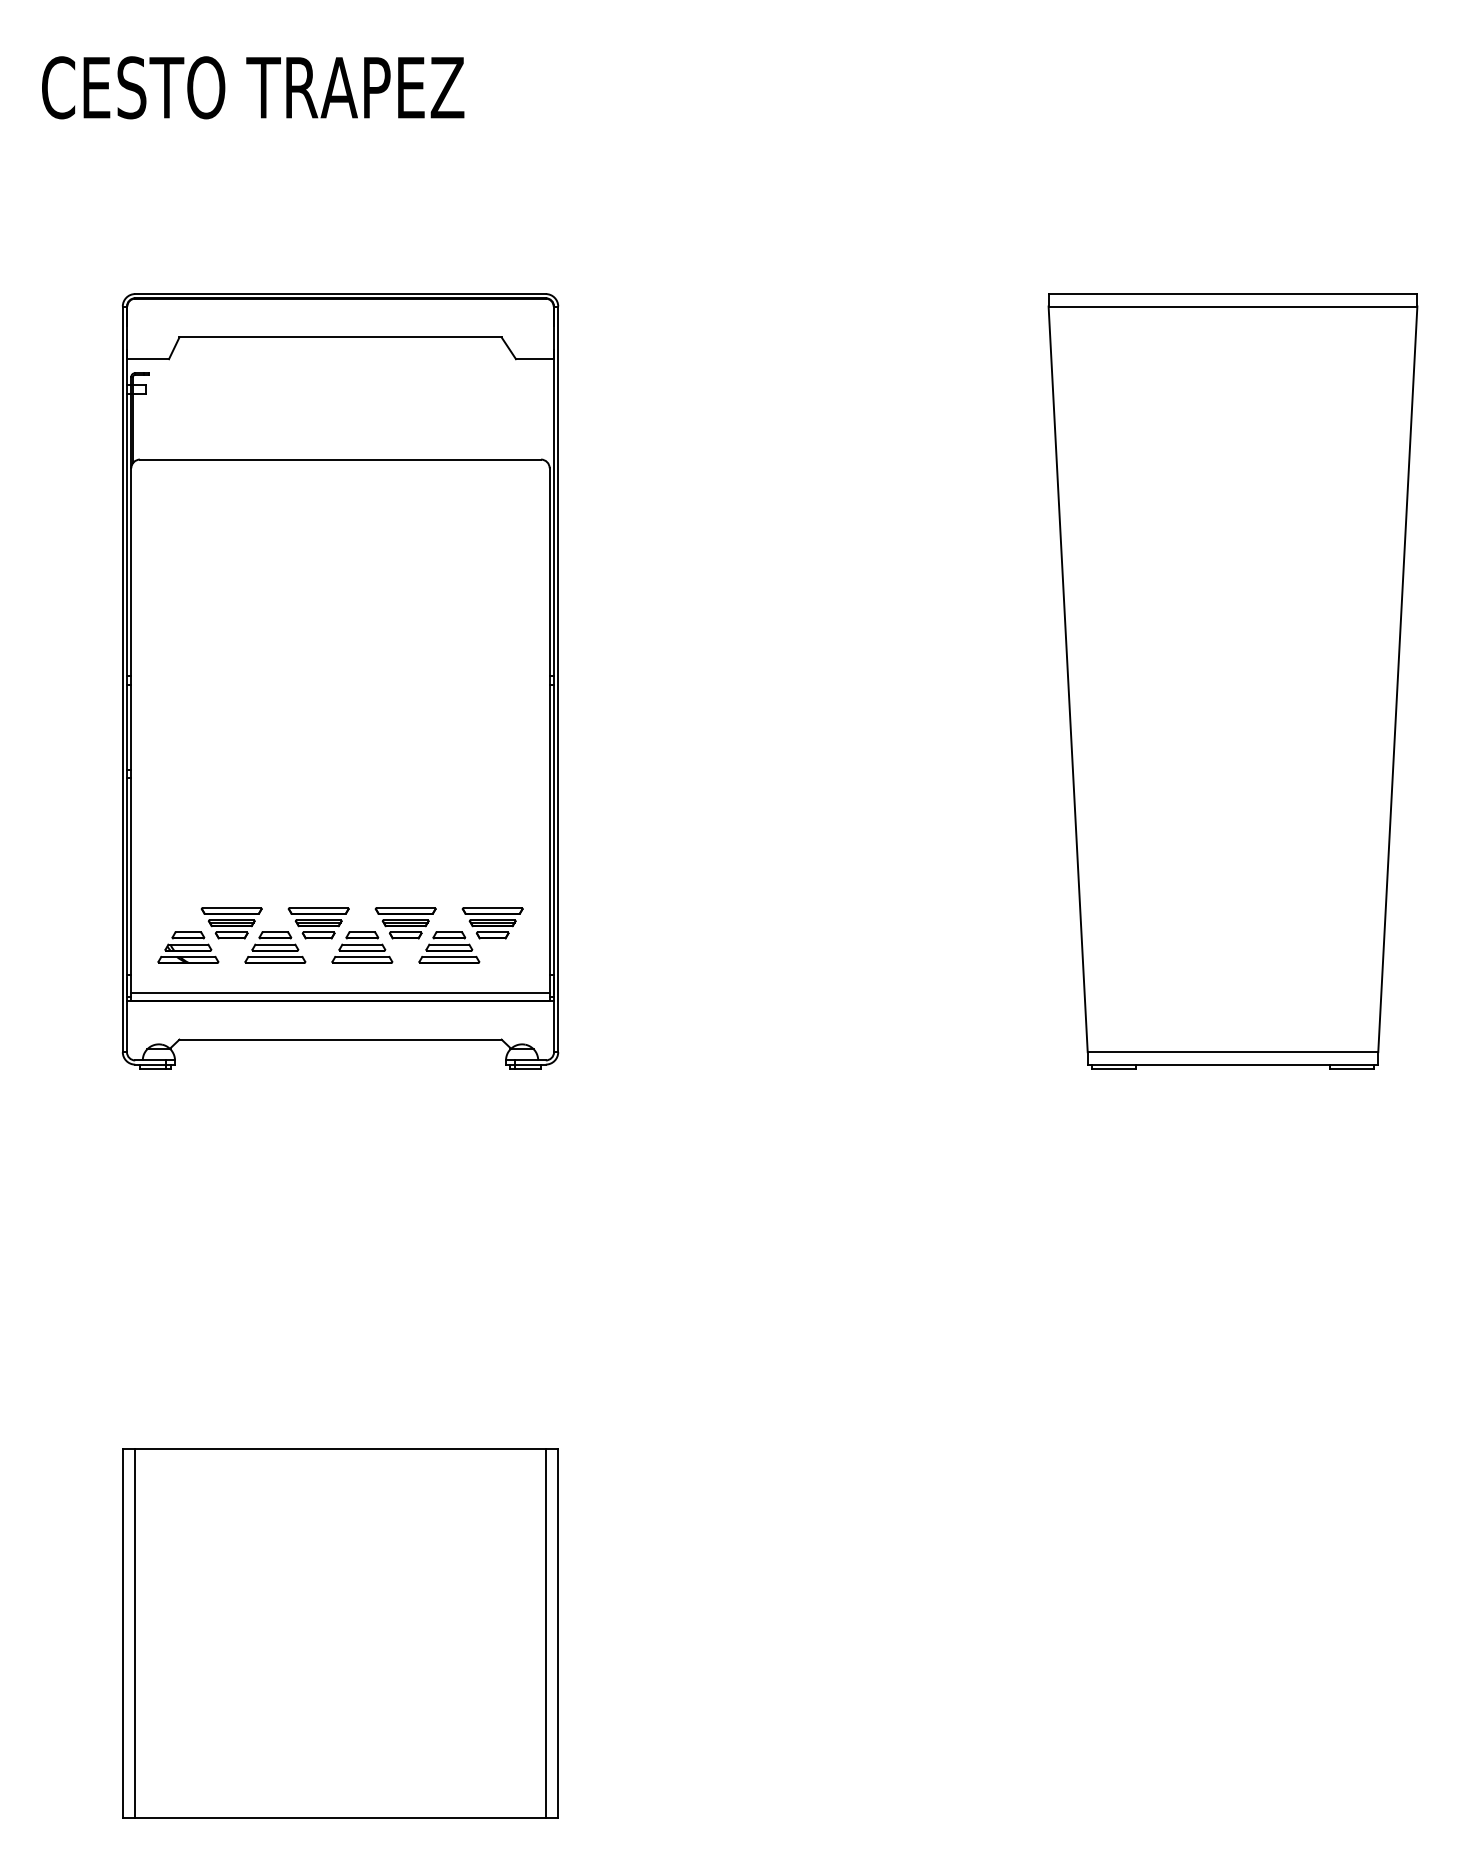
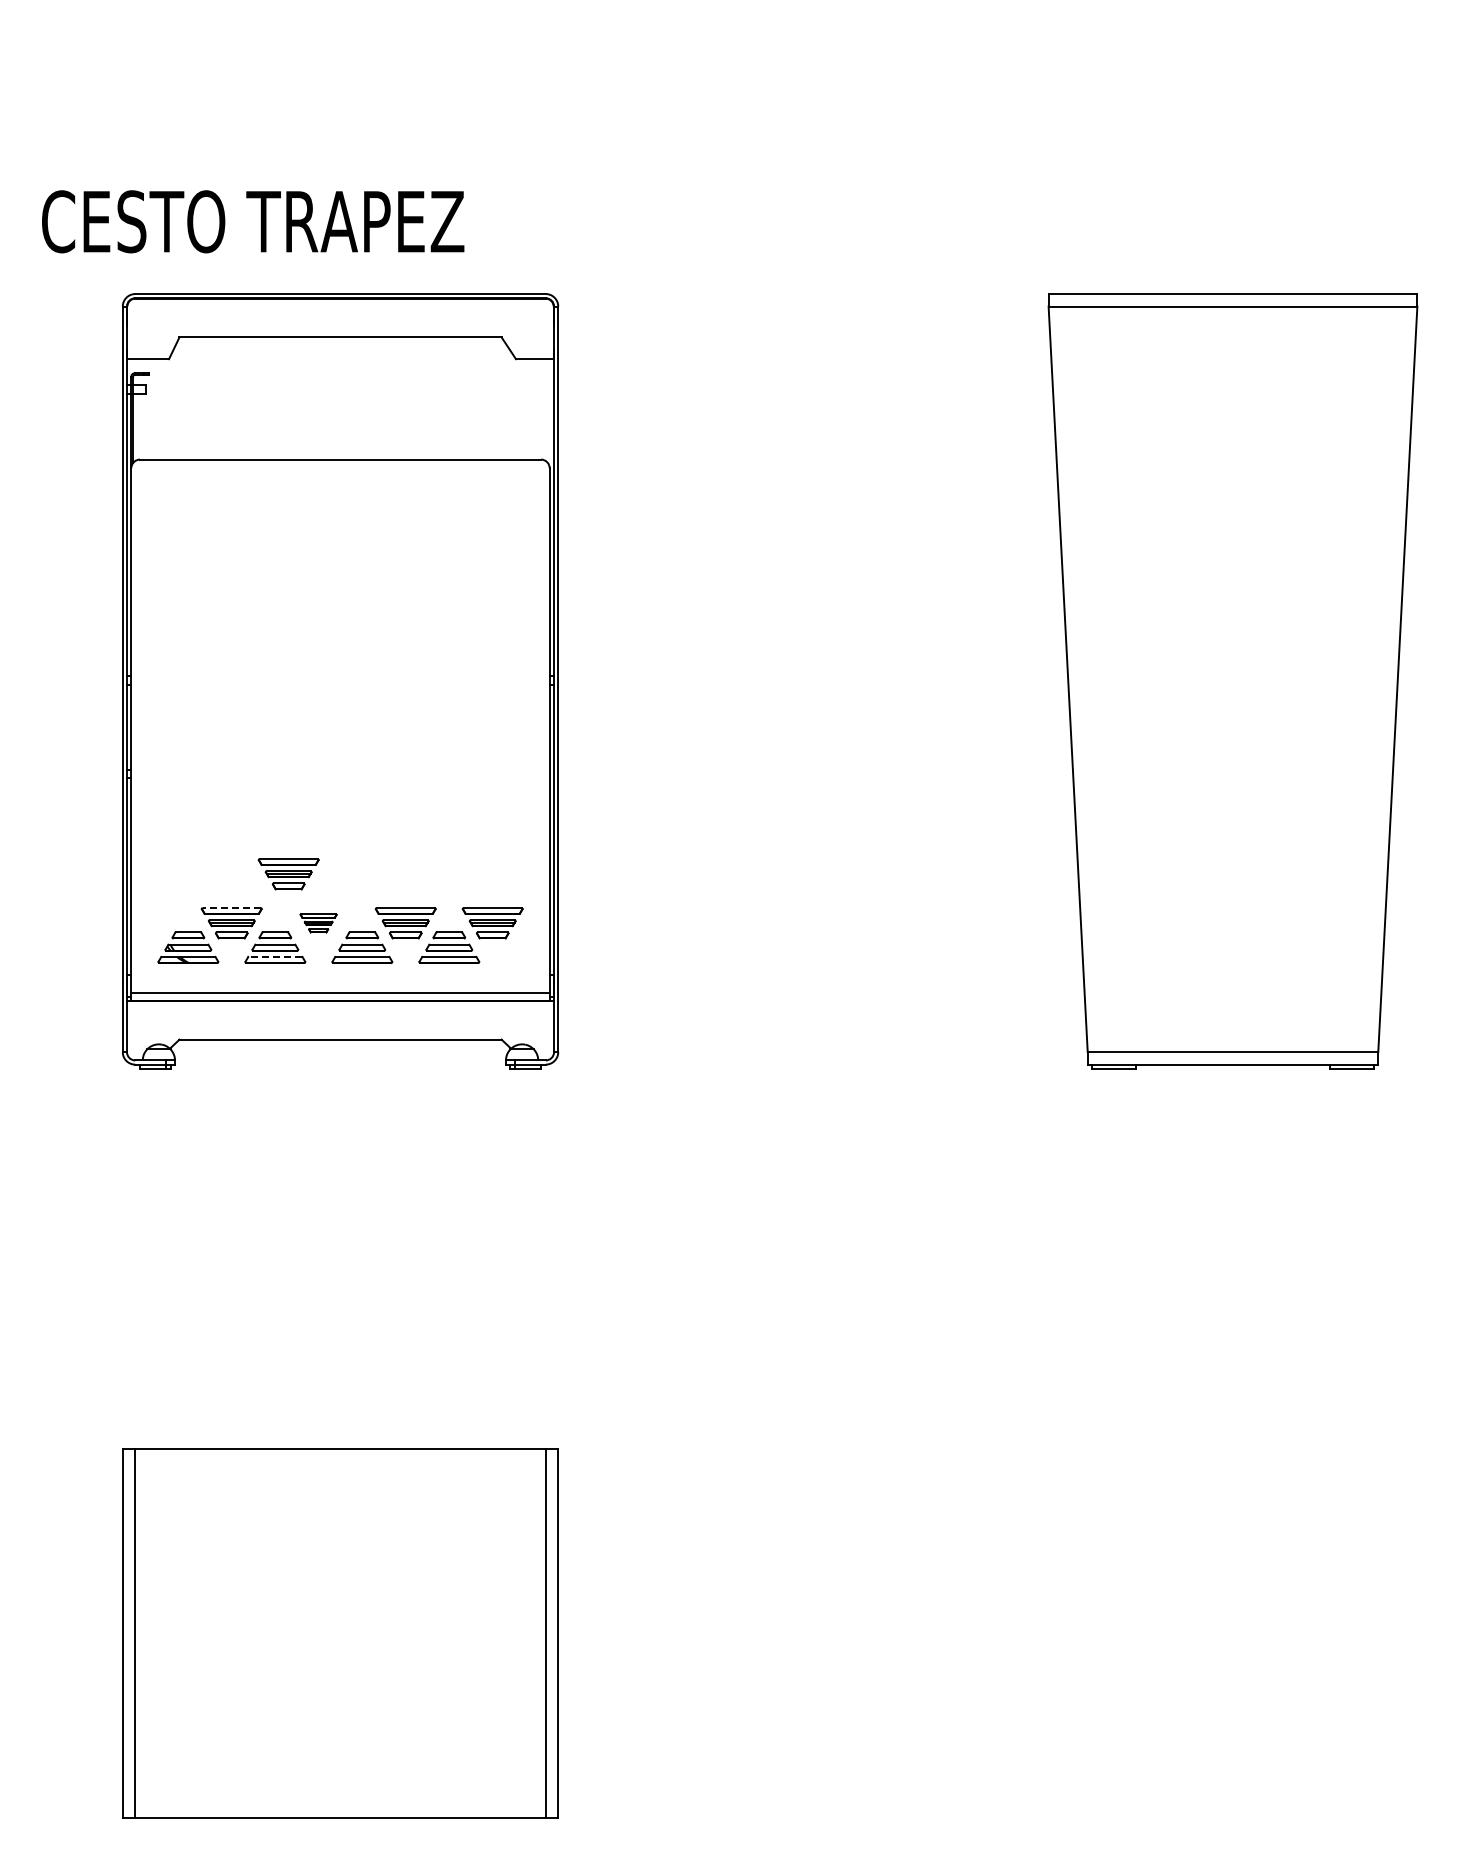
text position: (253, 87) -> (253, 221) (253, 221)
part: none -> present (288, 874)
line: solid -> dashed (231, 908)
part size: 63x33 px -> 39x21 px (318, 923)
line: solid -> dashed (274, 956)
